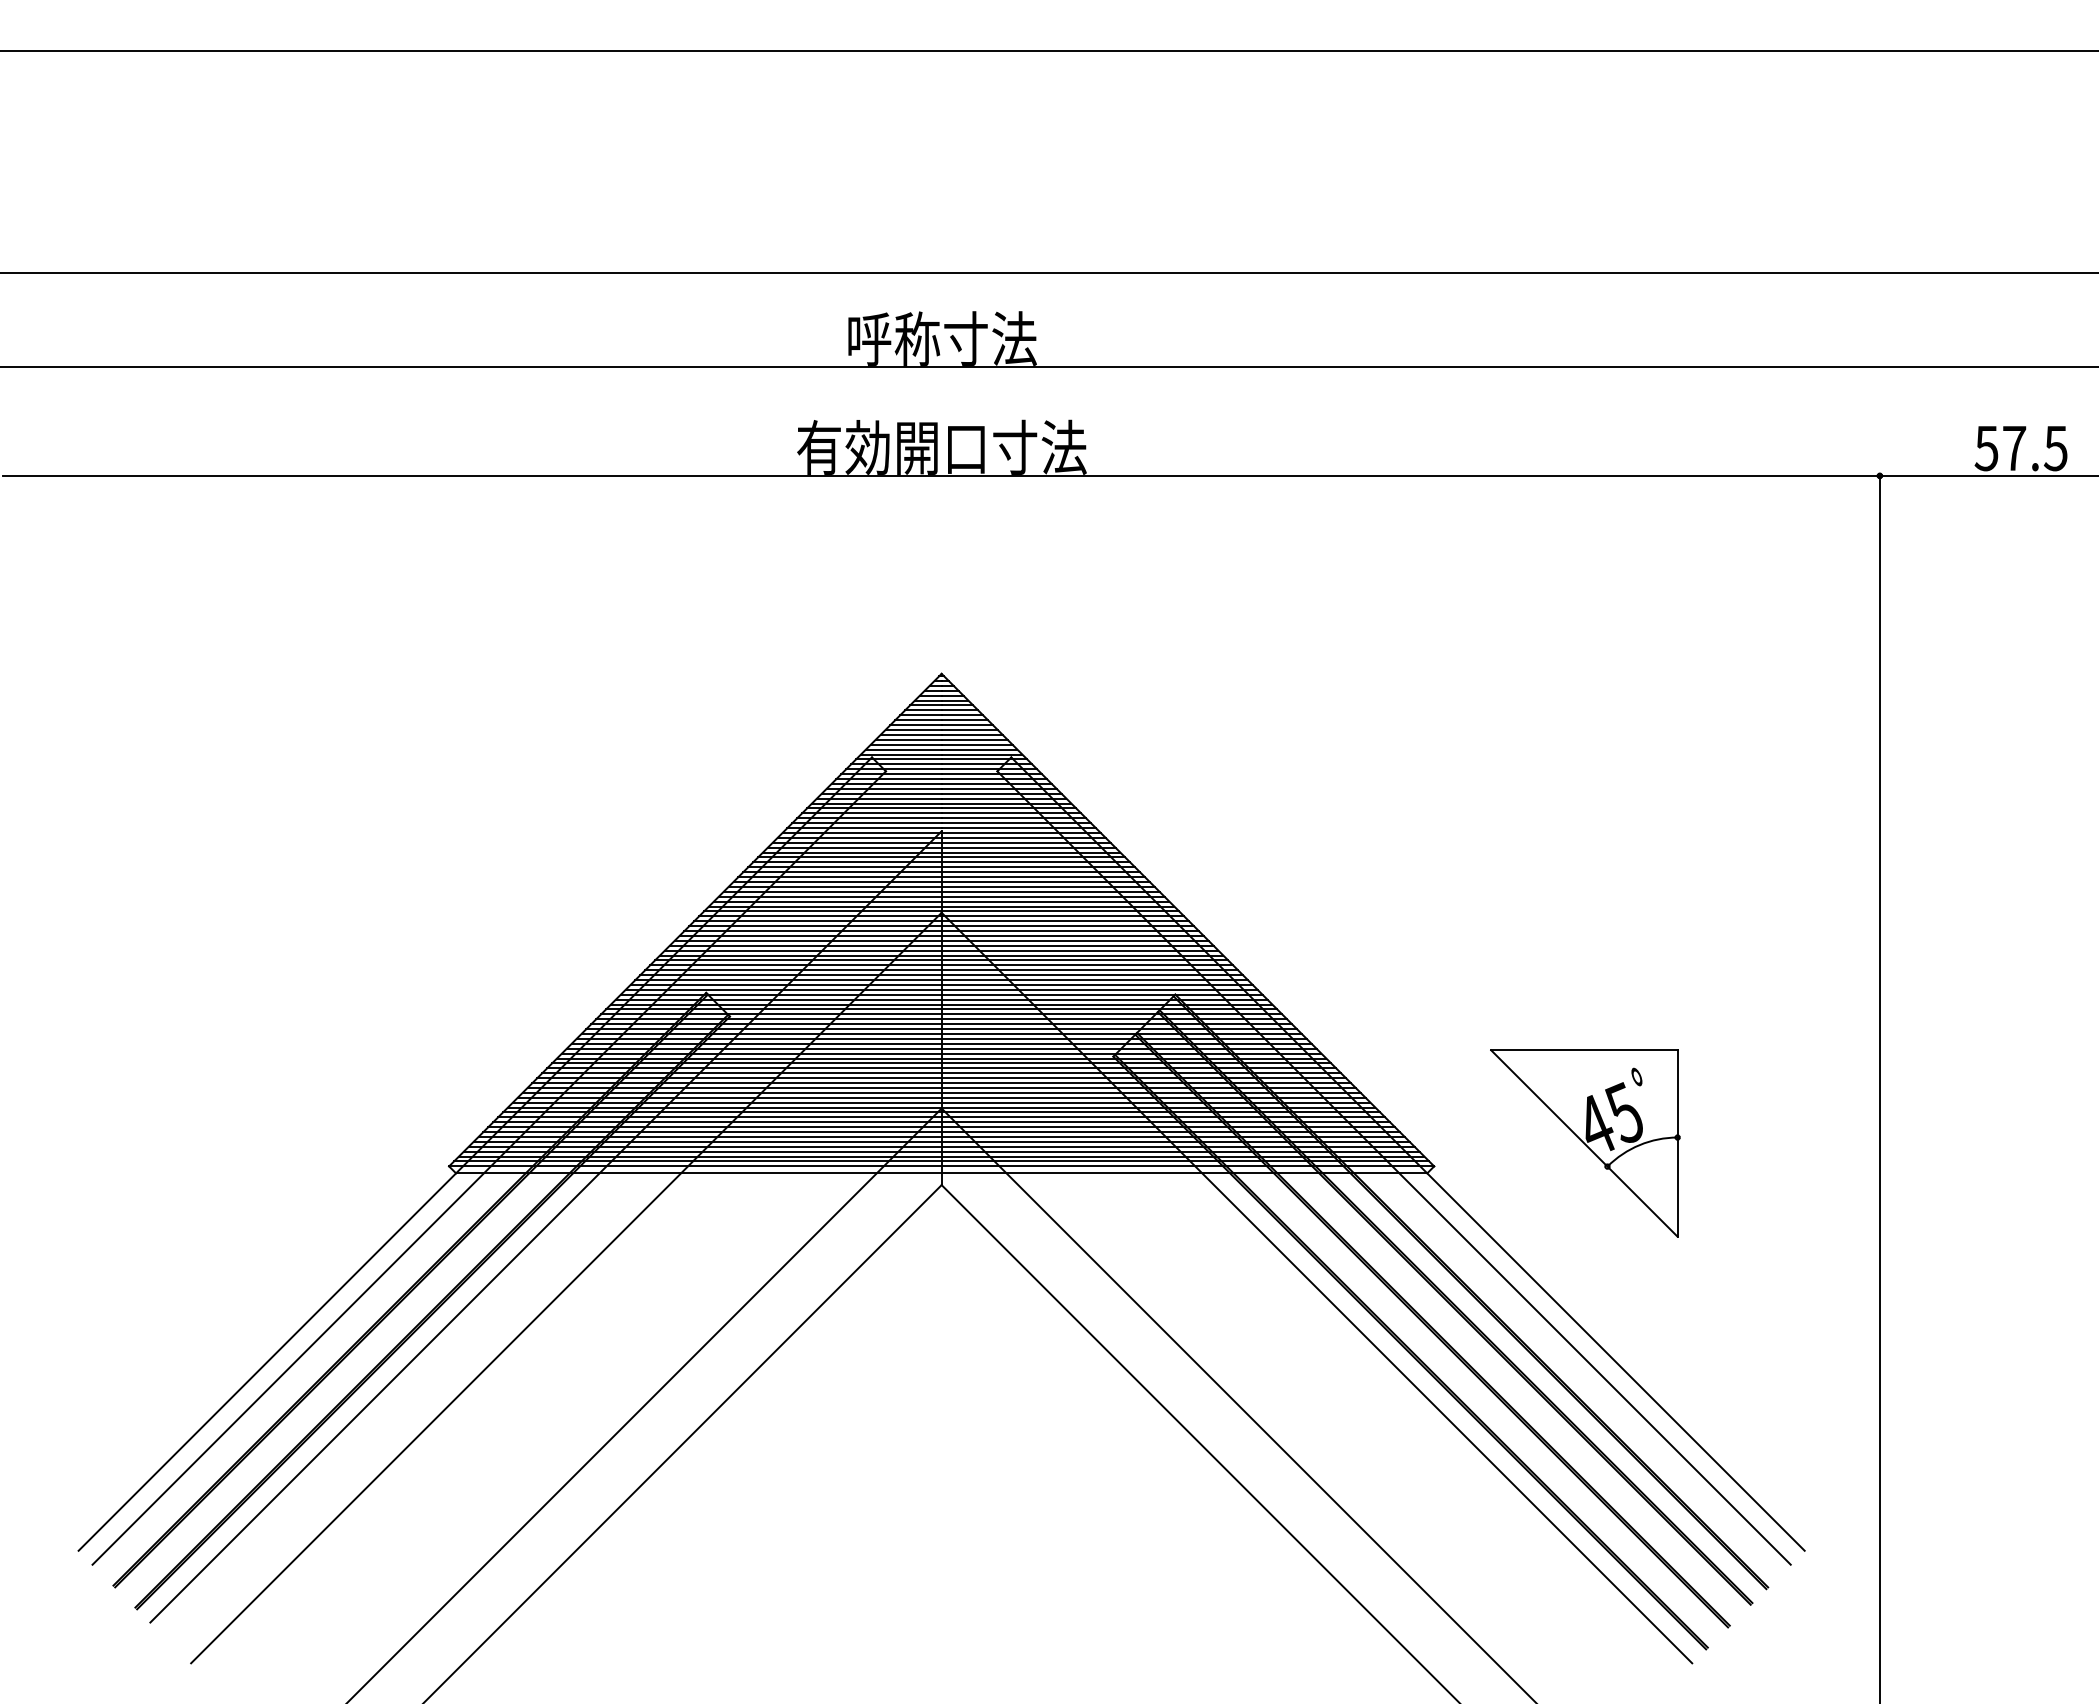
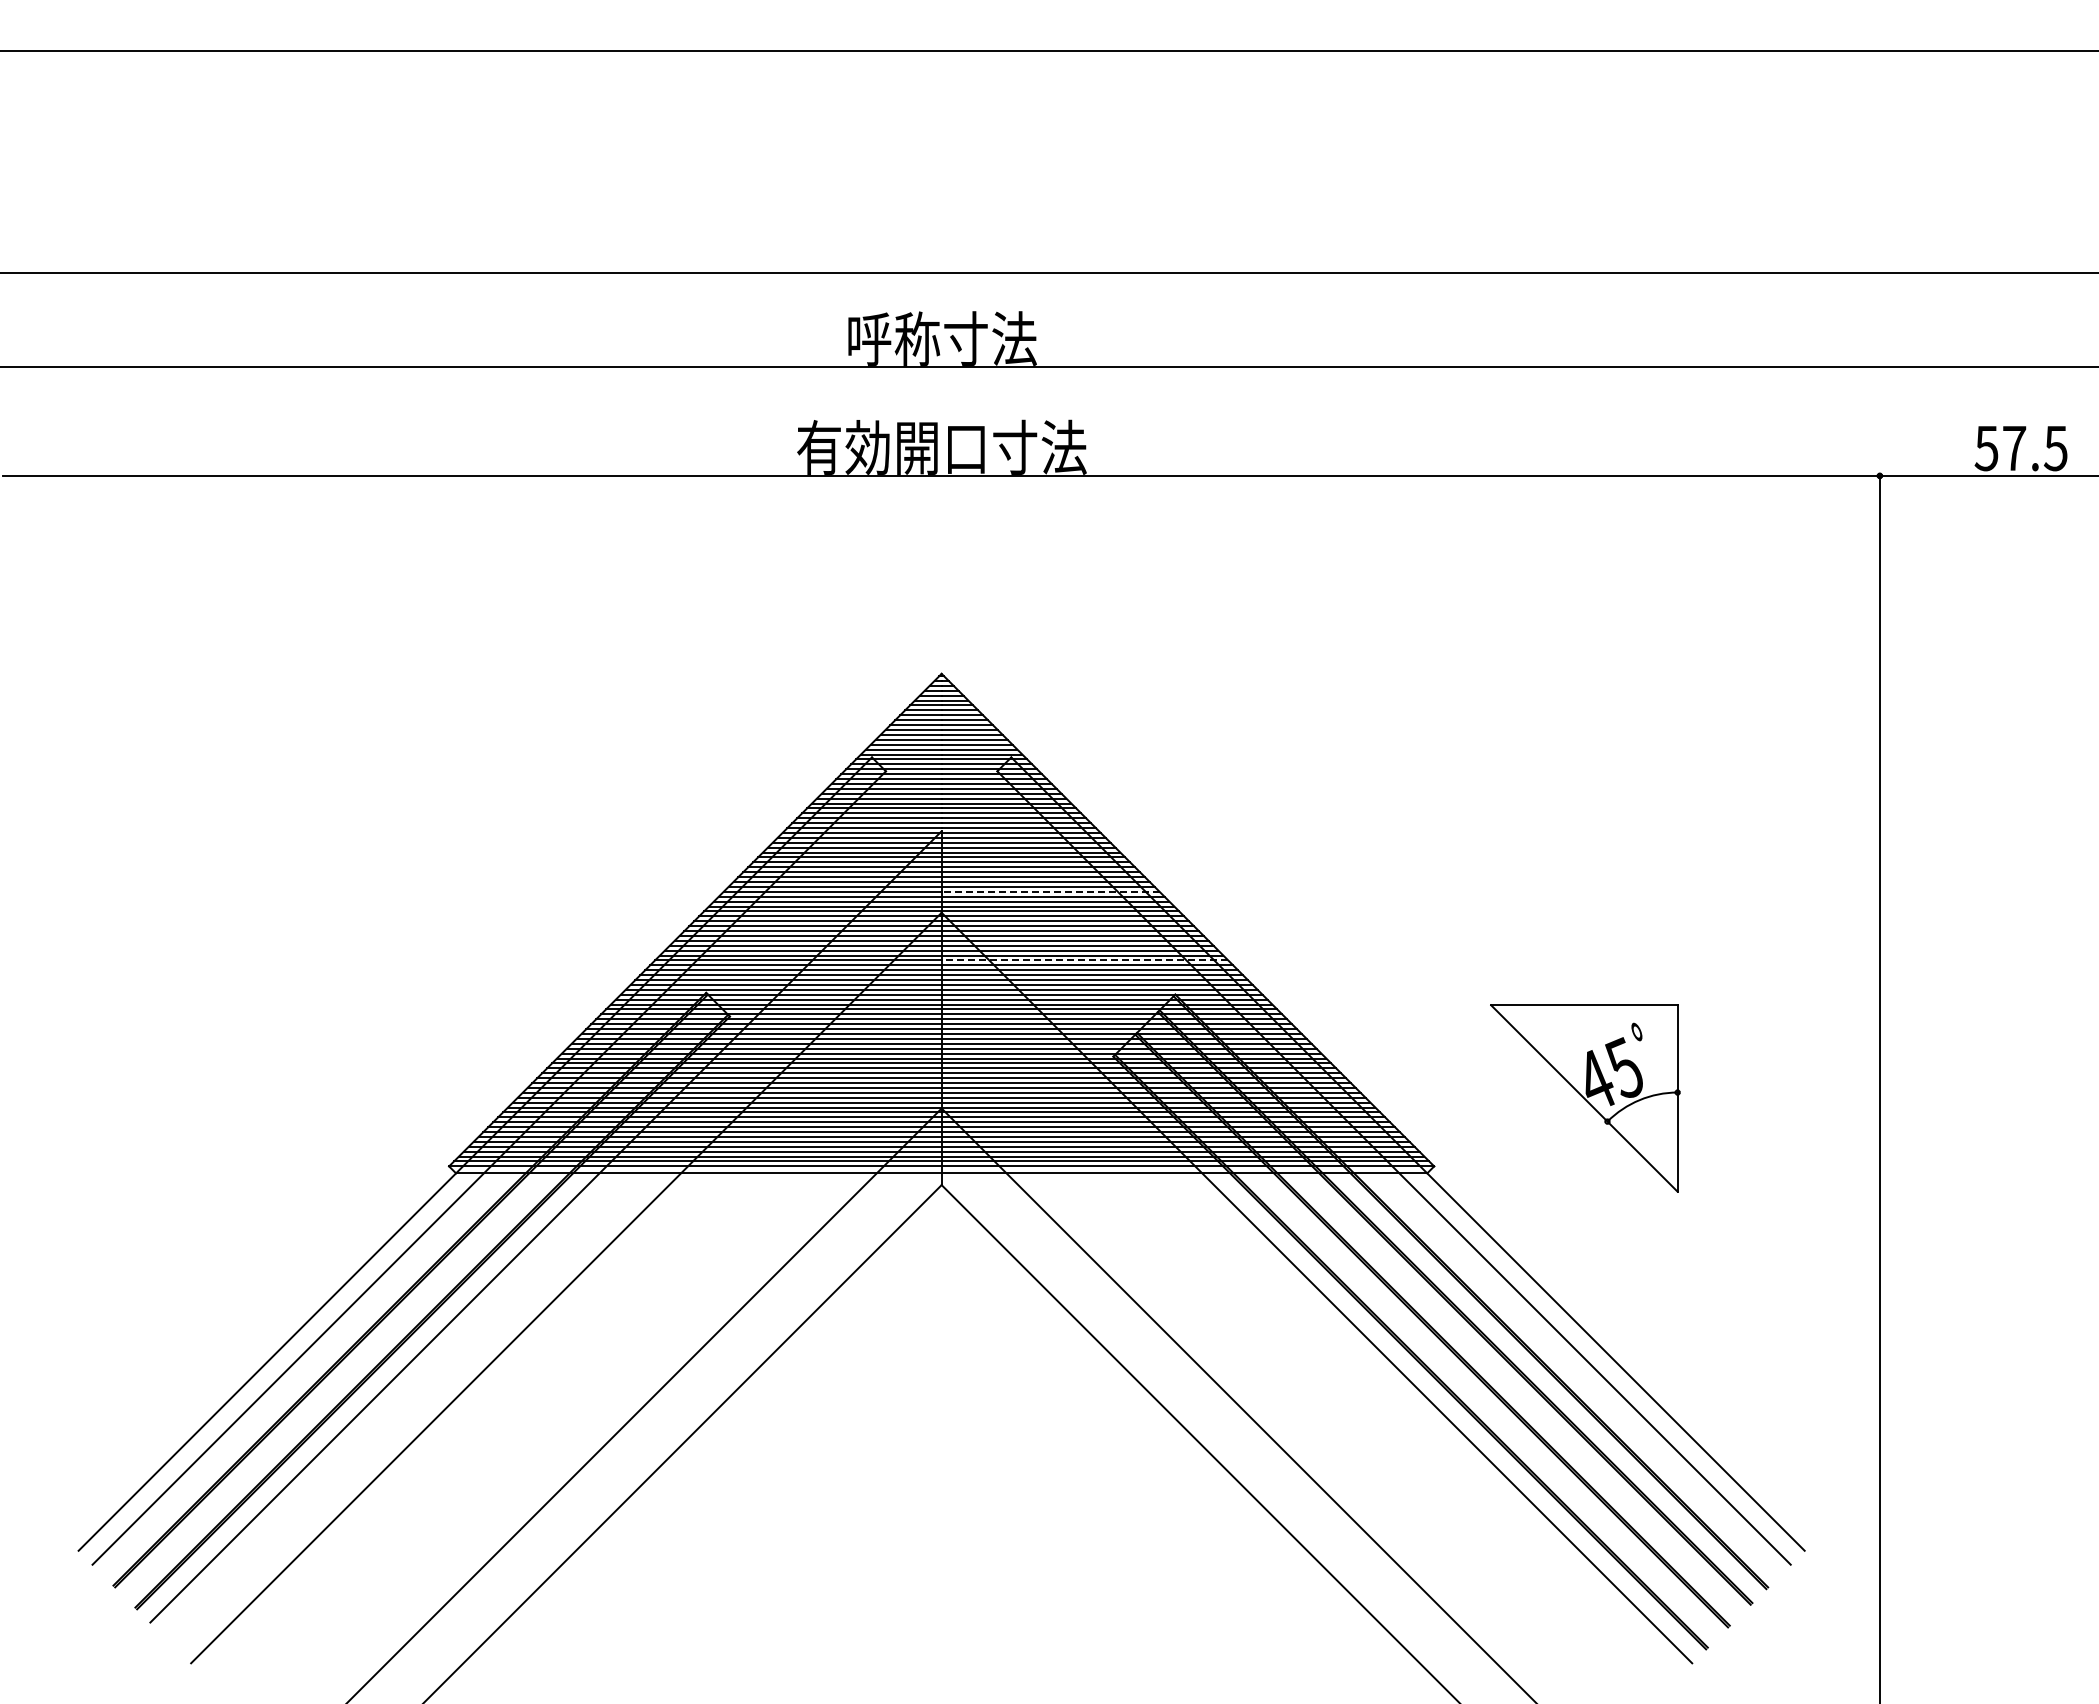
line: solid -> dashed (1050, 891)
line: solid -> dashed (1084, 960)
part position: (1585, 1143) -> (1585, 1098) (1585, 1098)
